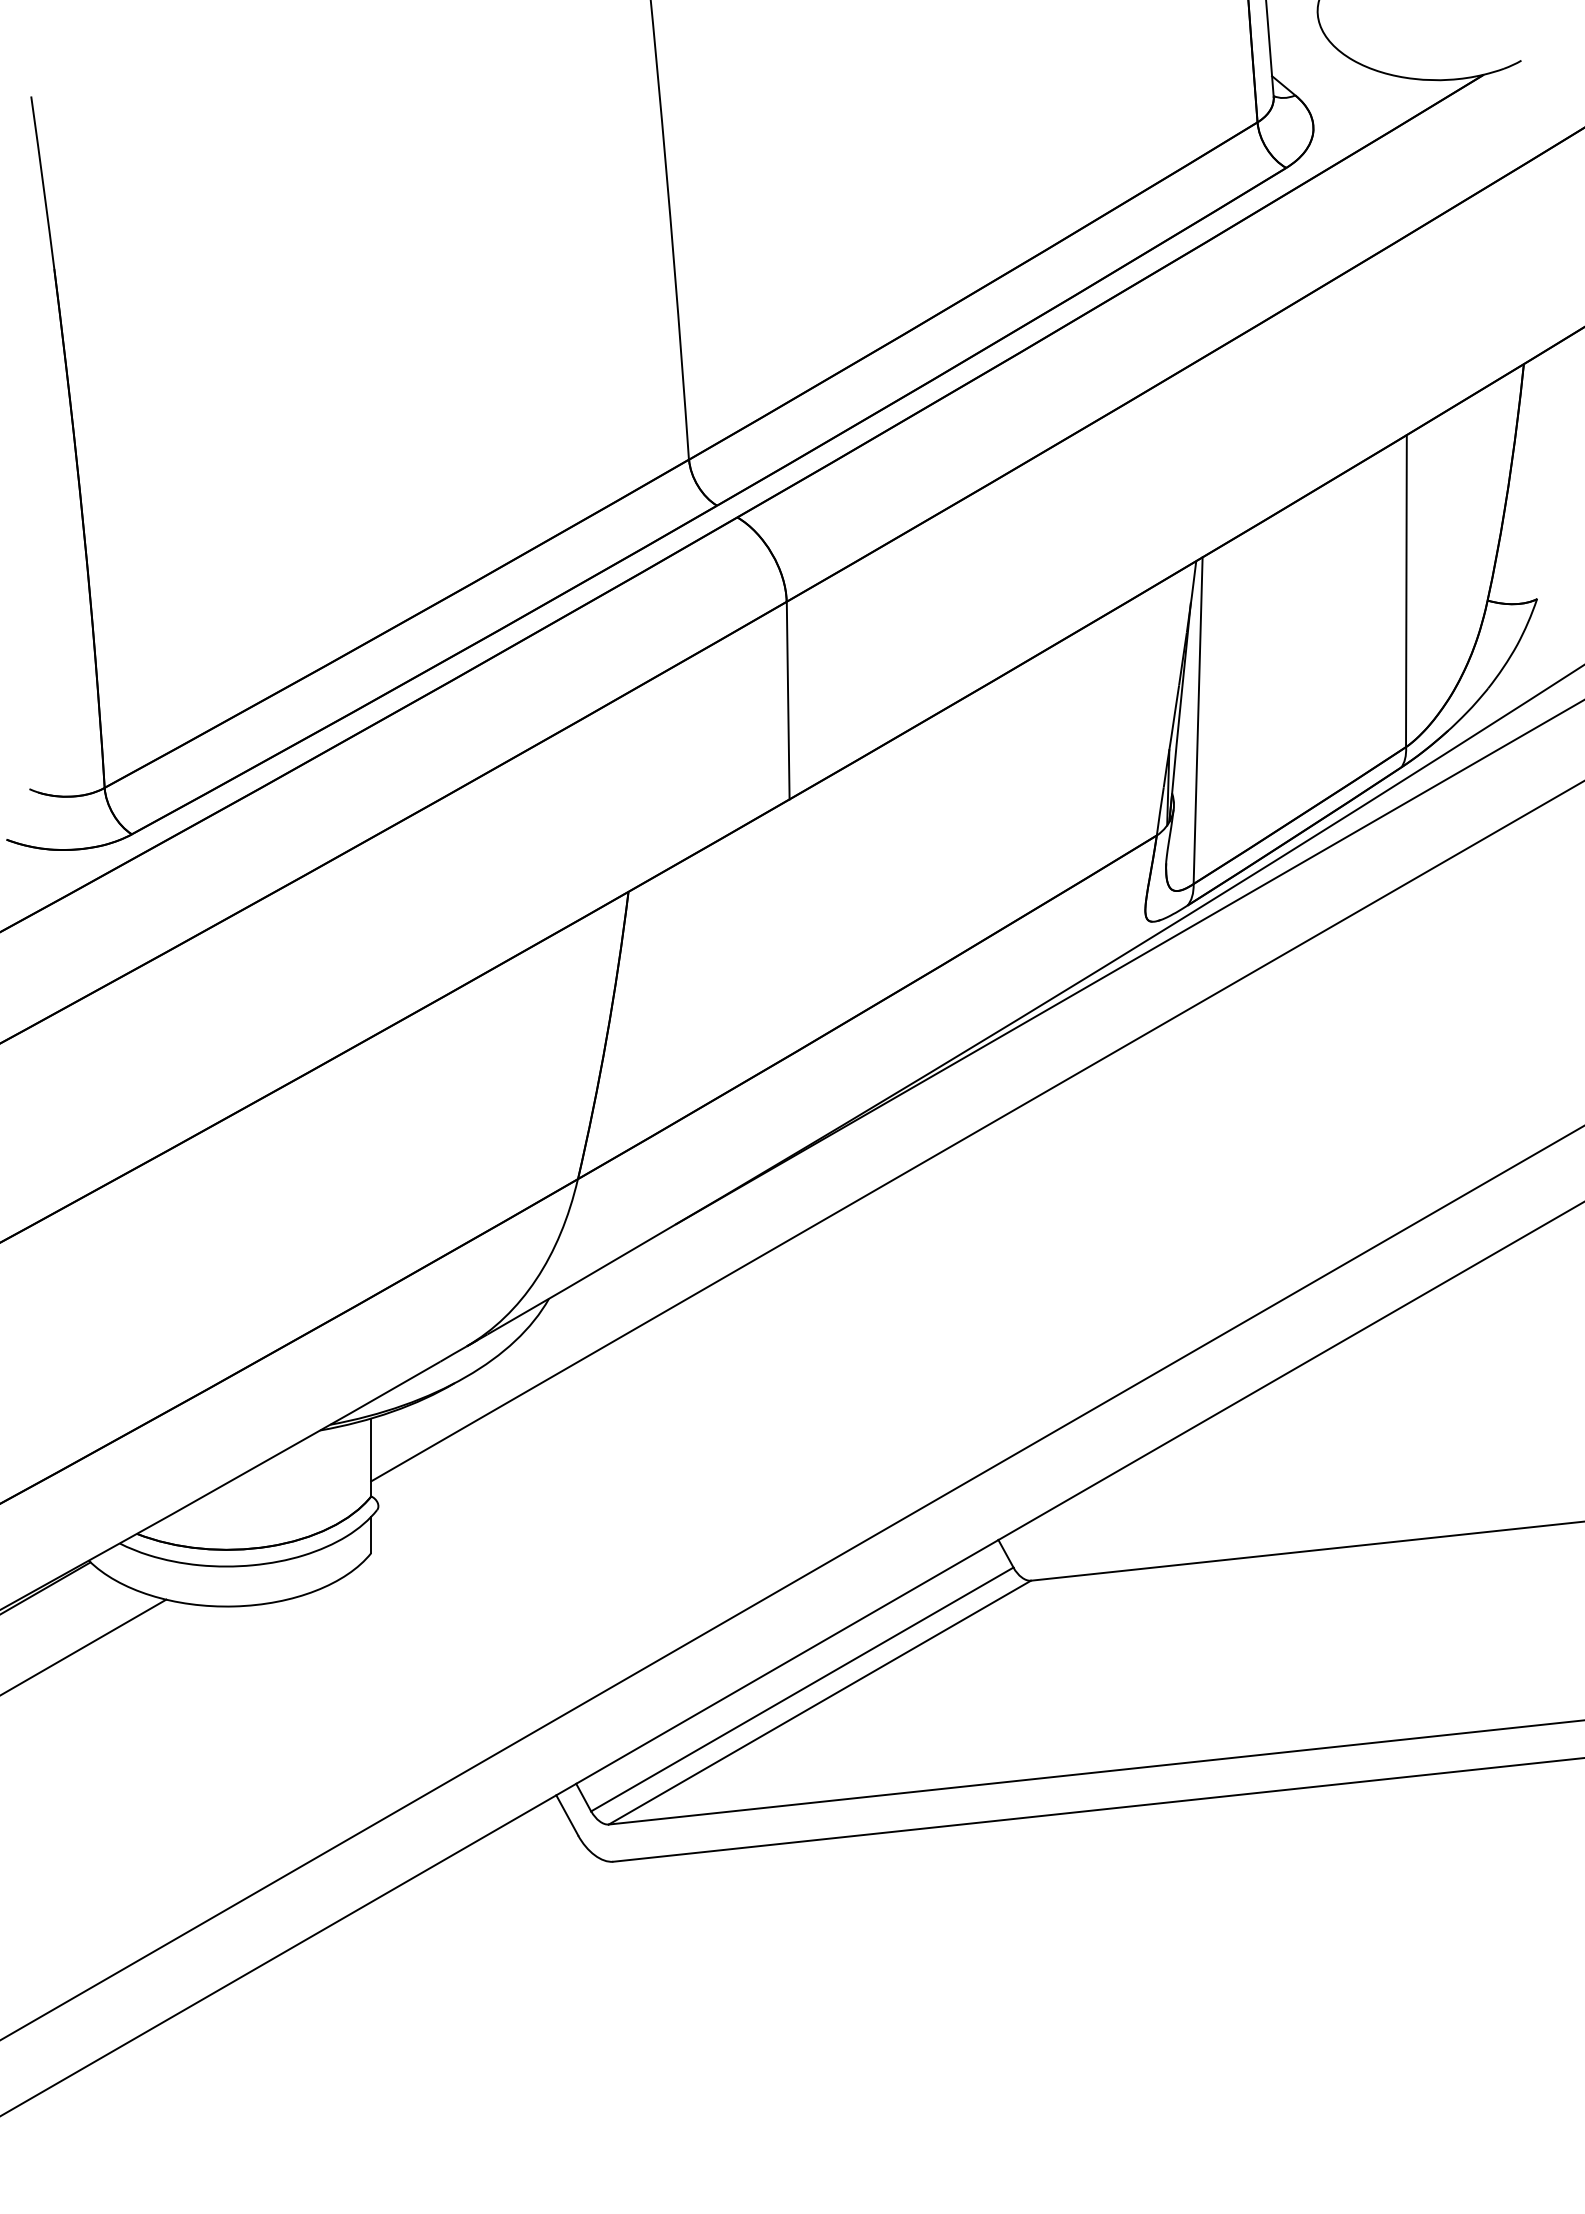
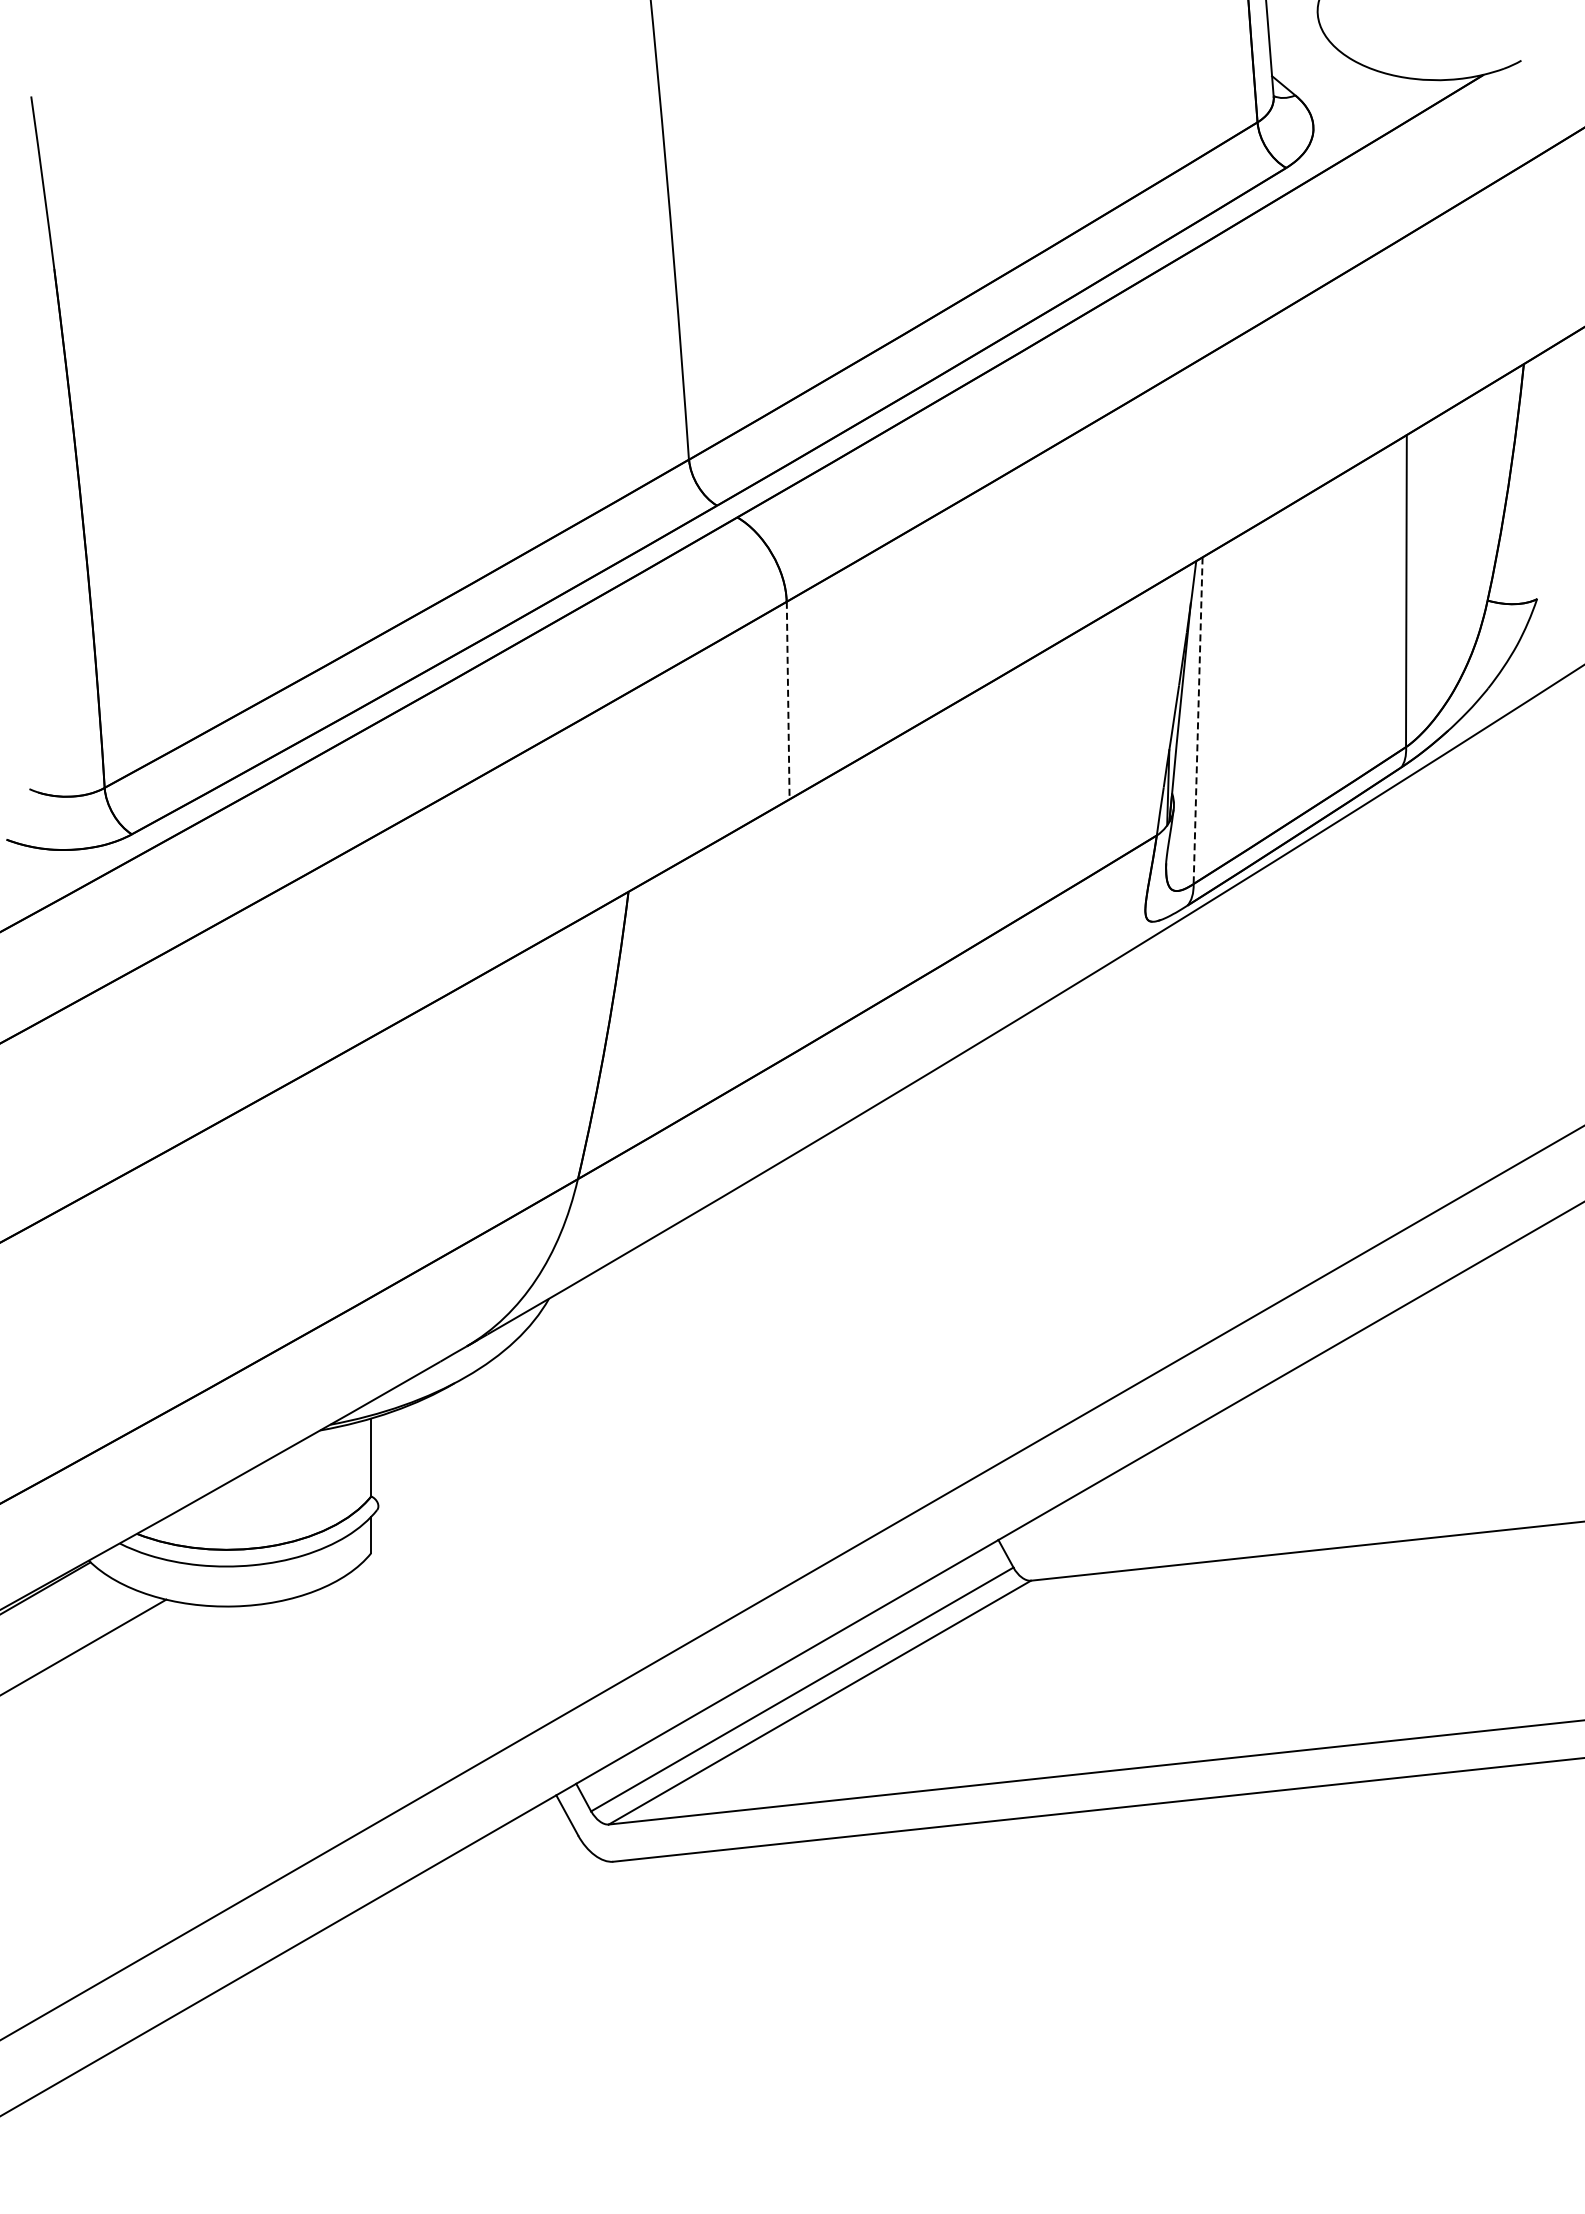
line: solid -> dashed (788, 700)
line: solid -> dashed (1198, 721)
line: present -> none (1128, 962)
line: present -> none (976, 1131)
